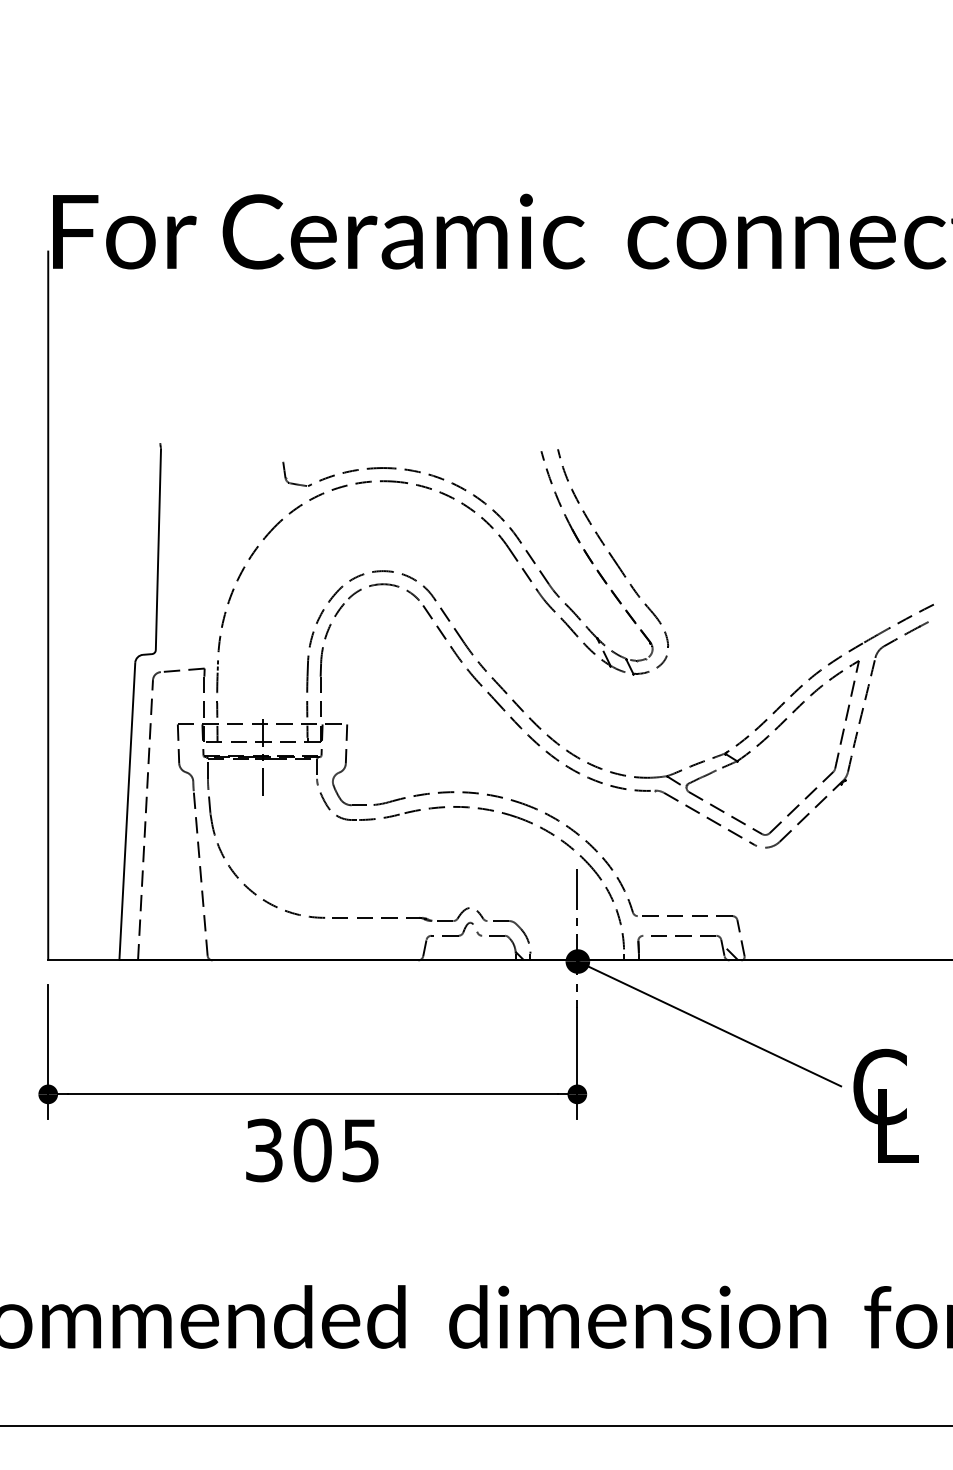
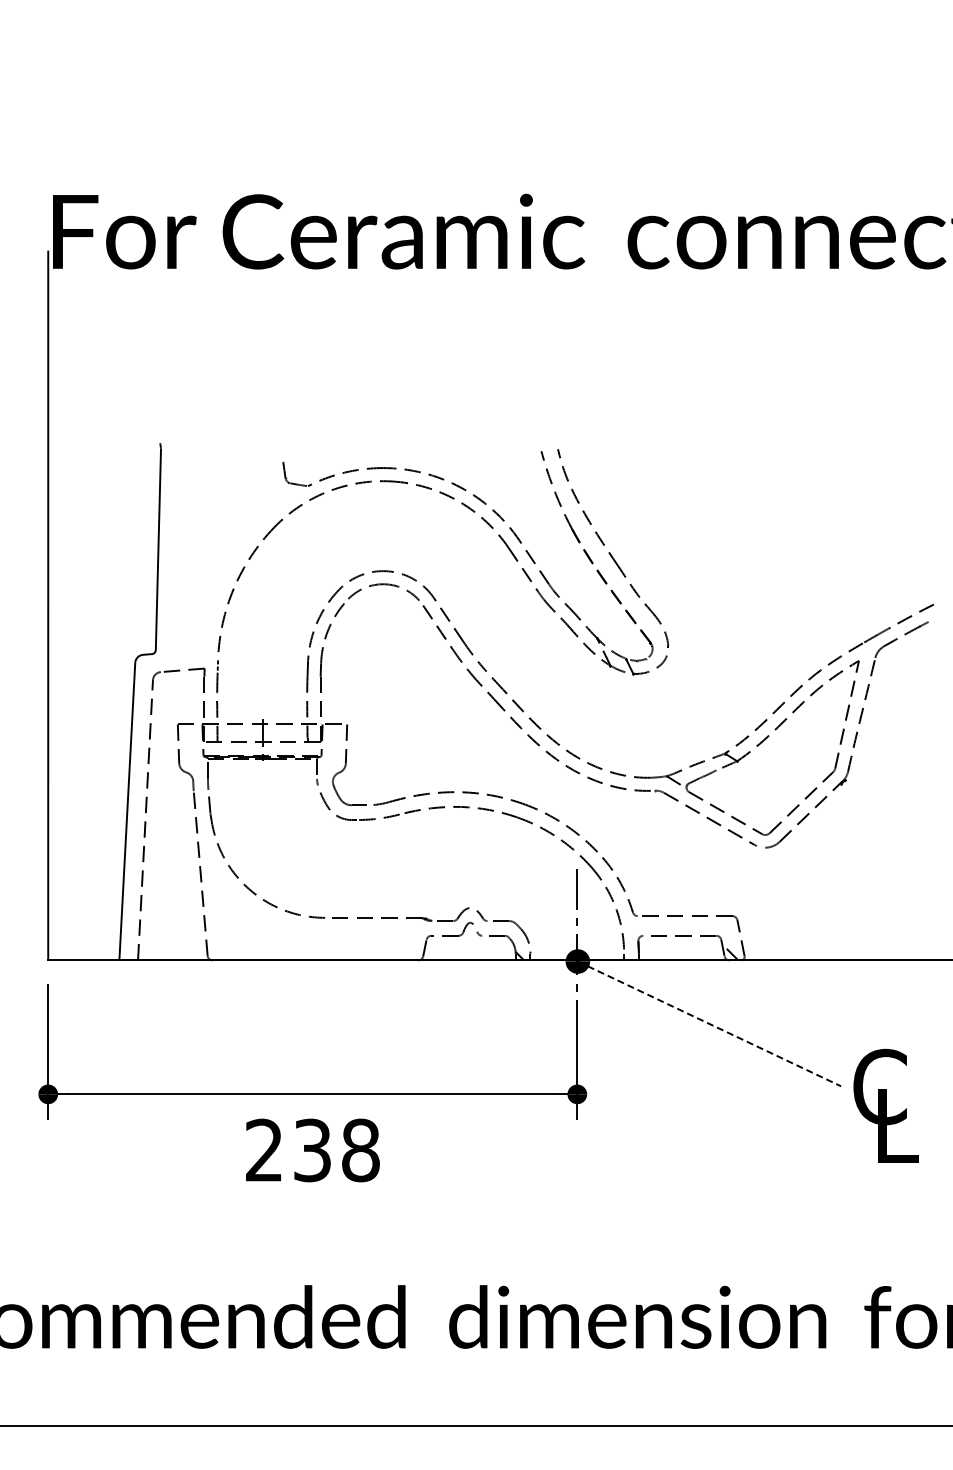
line: present -> none (262, 781)
line: solid -> dashed (709, 1023)
text: 305 -> 238 (312, 1150)
